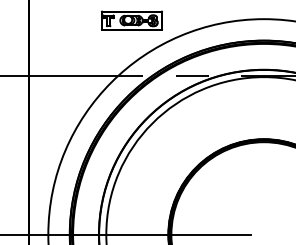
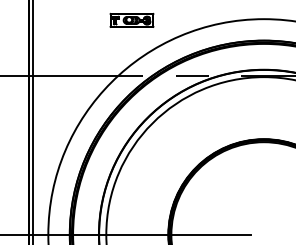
part size: 62x21 px -> 46x16 px (131, 19)
line: none -> present (33, 121)
